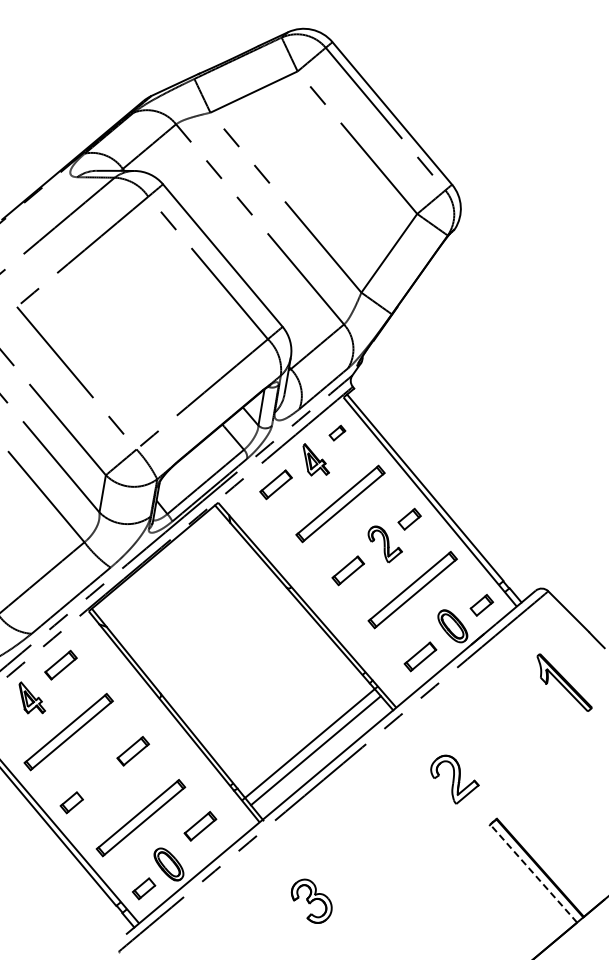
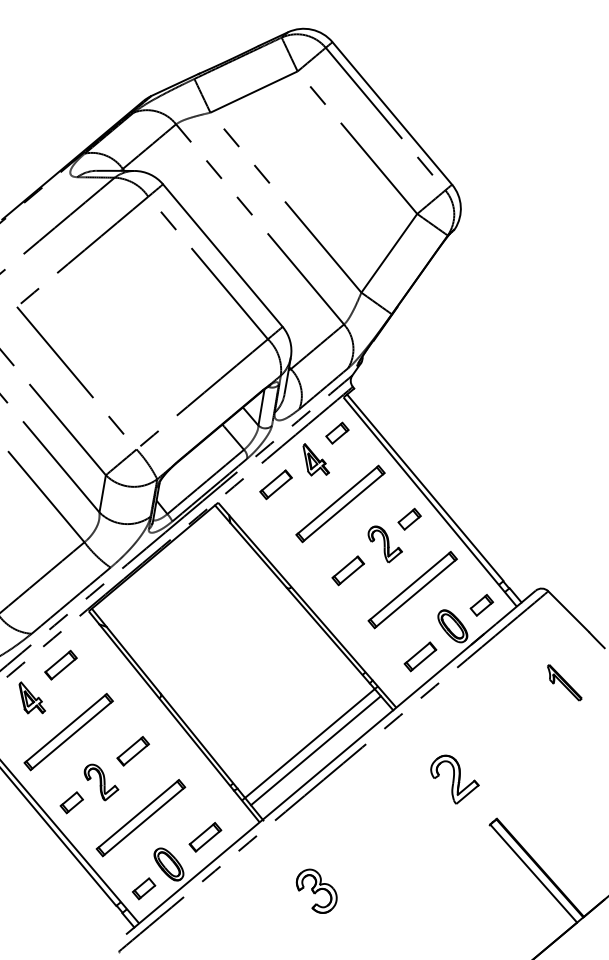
part size: 19x18 px -> 25x24 px (337, 432)
part size: 57x59 px -> 36x38 px (564, 682)
part: none -> present (101, 782)
part position: (200, 826) -> (205, 837) (205, 837)
line: dashed -> solid (533, 873)
part position: (311, 900) -> (316, 890) (316, 890)
